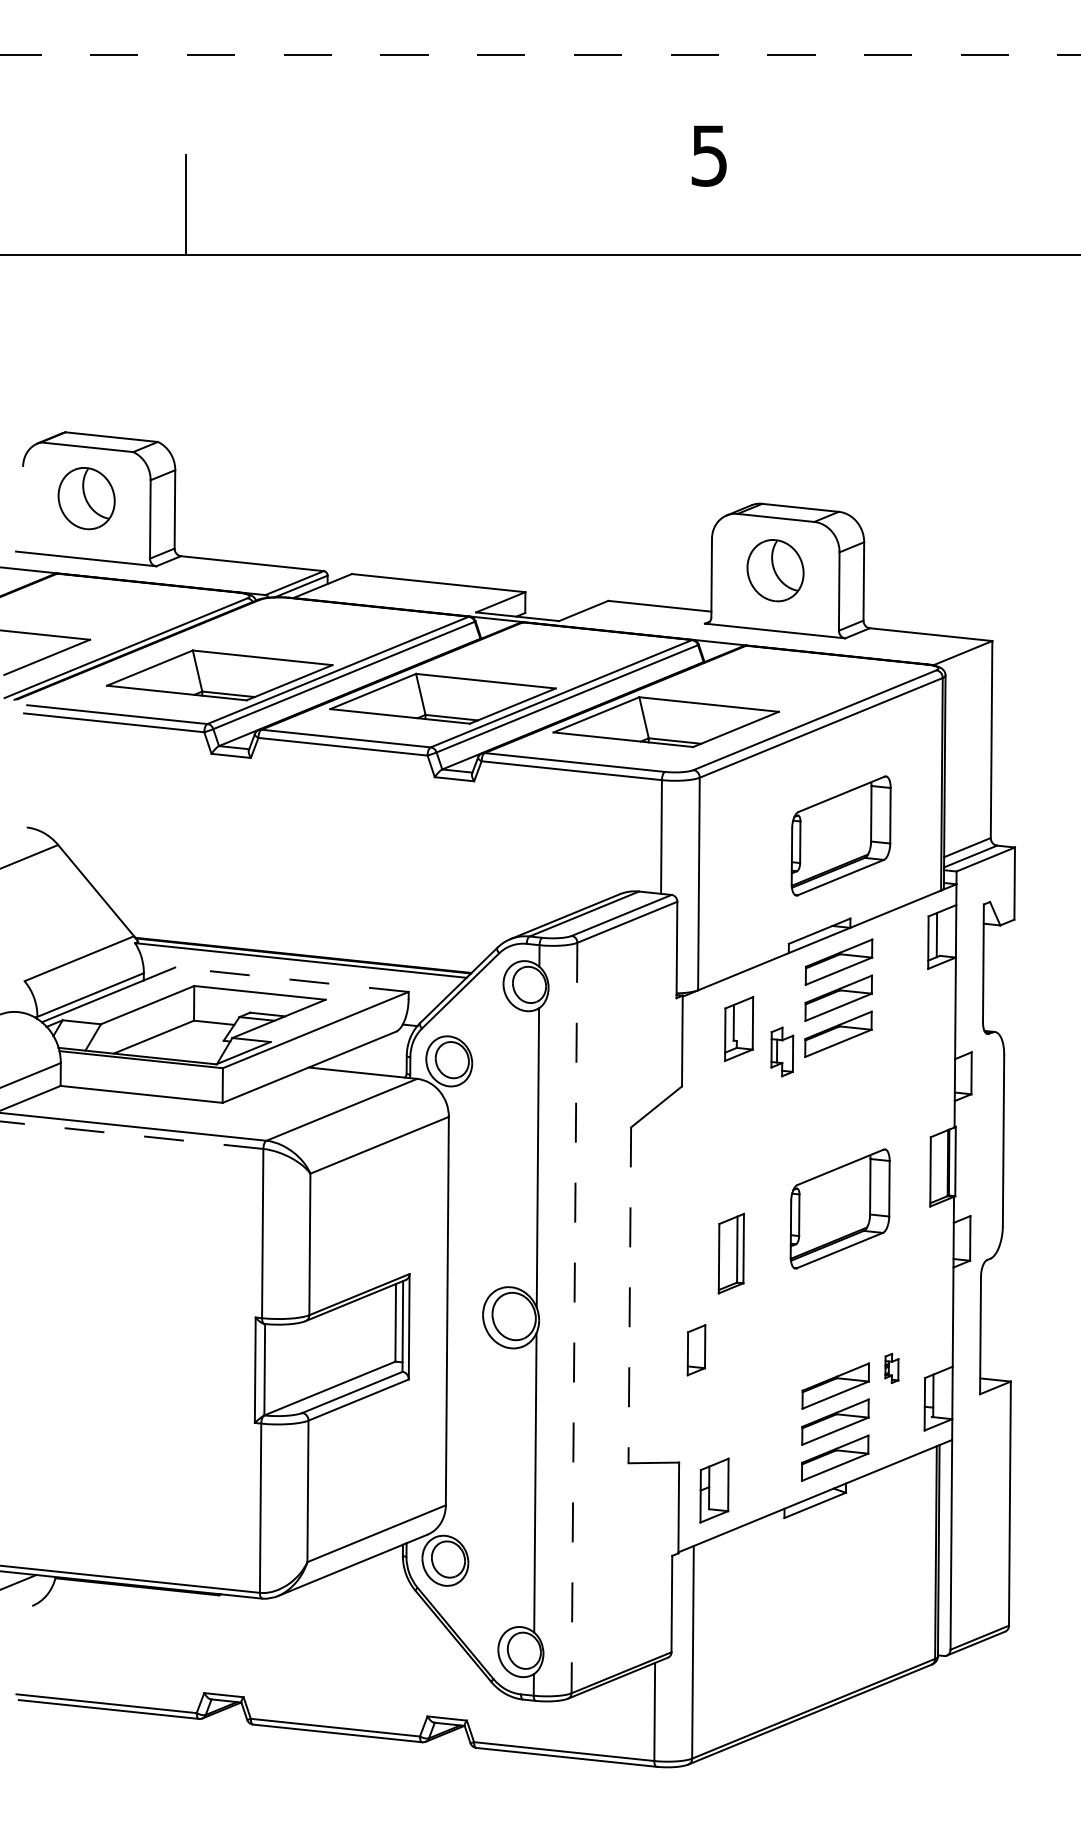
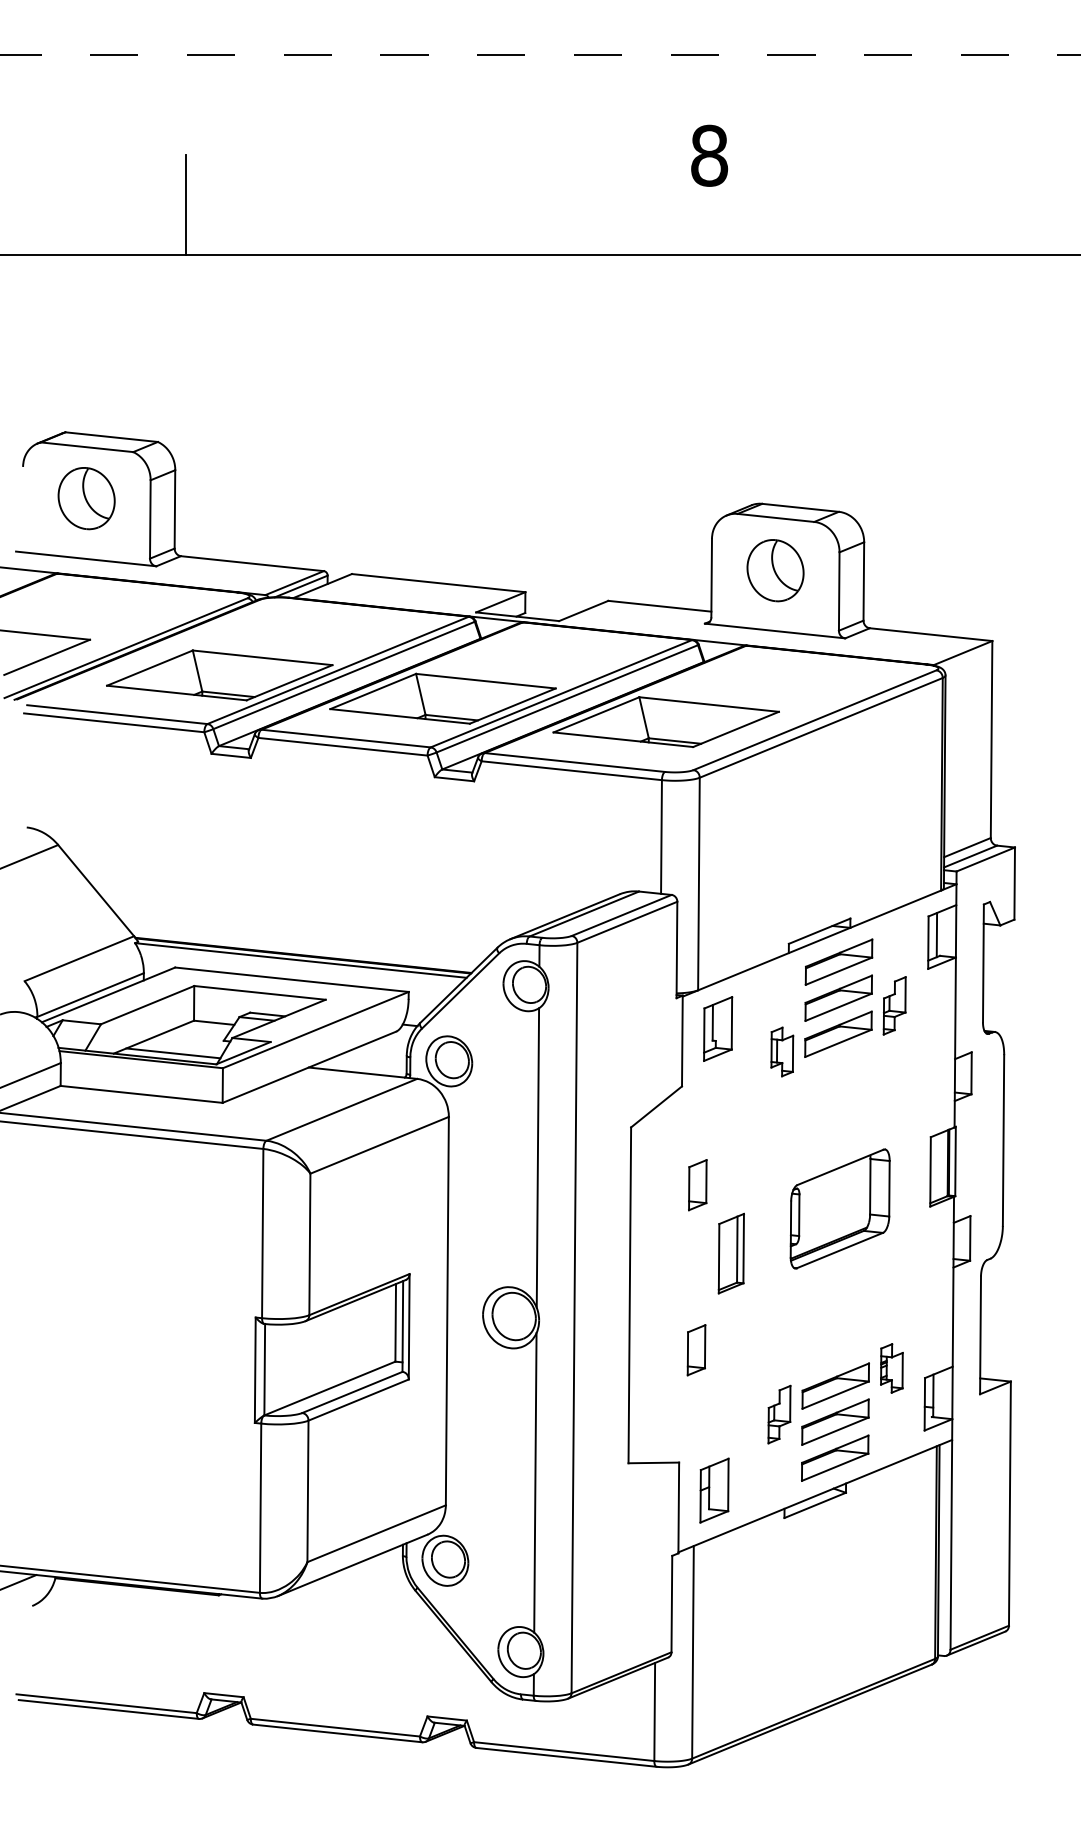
text: 5 -> 8 (709, 155)
part: present -> none (840, 835)
line: dashed -> solid (291, 979)
part: none -> present (894, 1005)
part position: (739, 1028) -> (718, 1028) (718, 1028)
line: none -> present (173, 1053)
line: dashed -> solid (131, 1135)
part: none -> present (697, 1185)
line: dashed -> solid (629, 1295)
line: dashed -> solid (574, 1318)
part size: 16x32 px -> 24x51 px (891, 1368)
part: none -> present (779, 1414)
